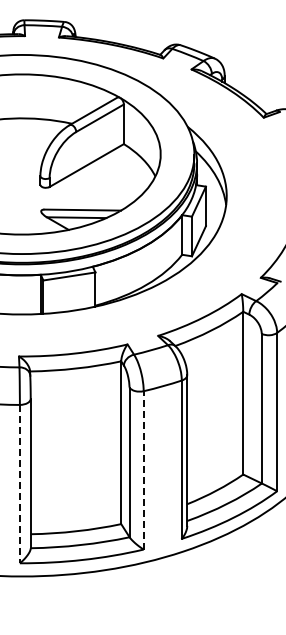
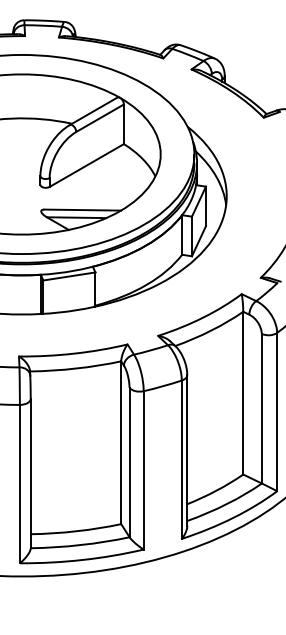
line: dashed -> solid (143, 469)
line: dashed -> solid (19, 484)
